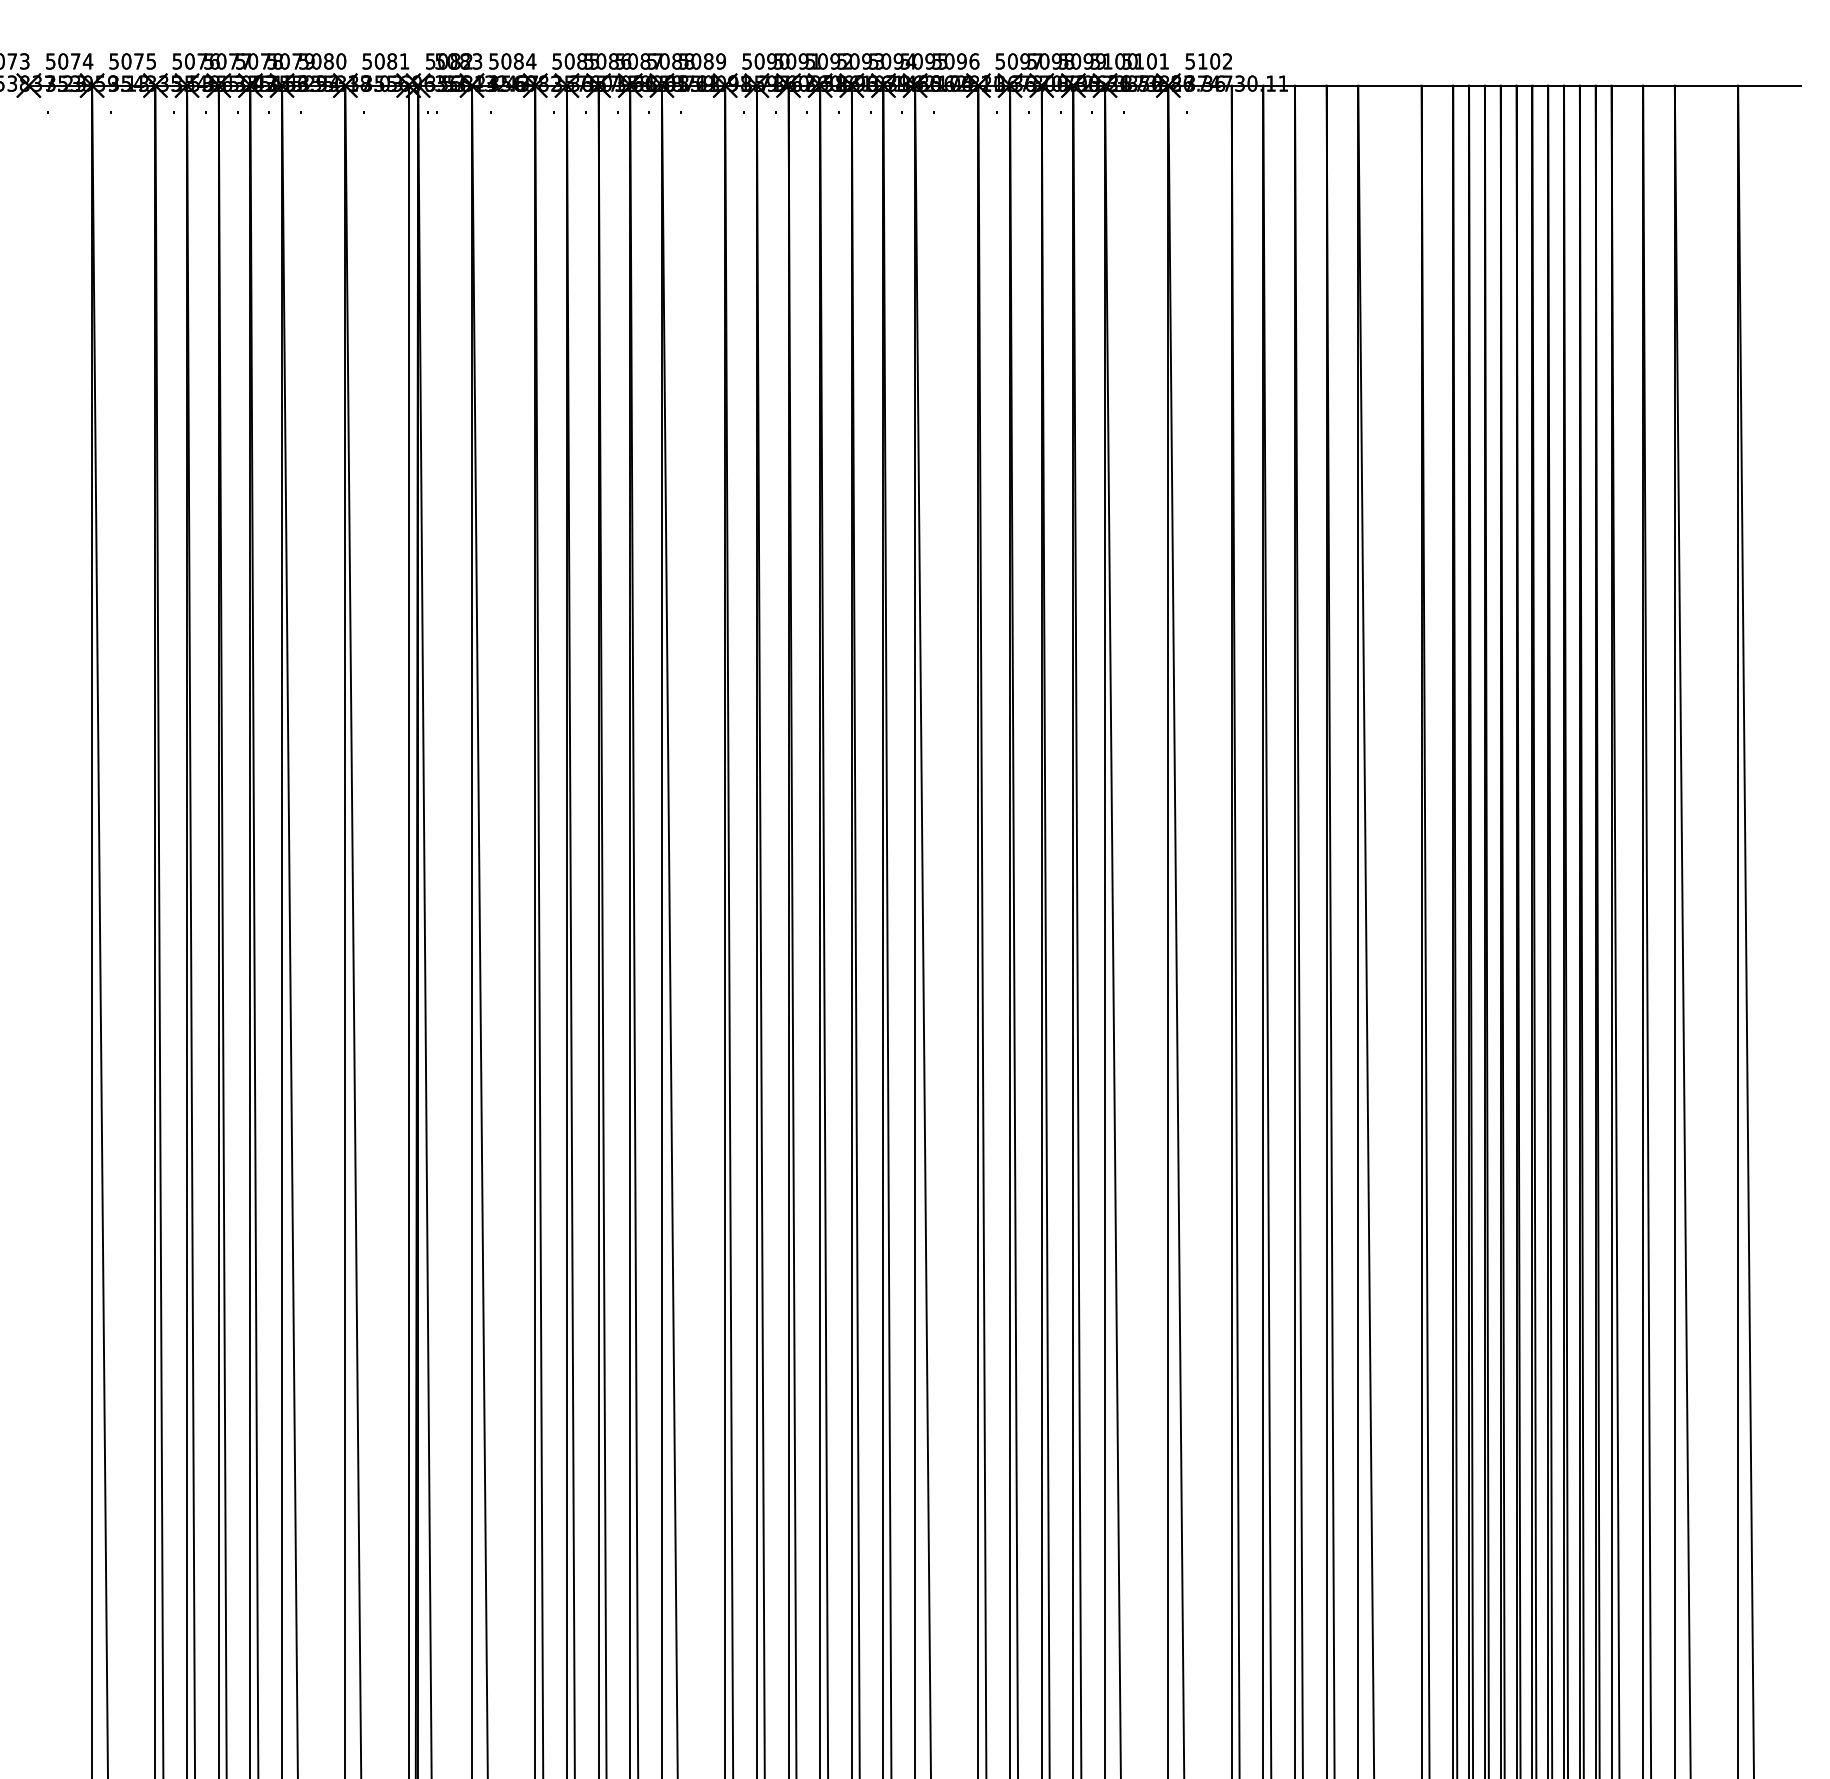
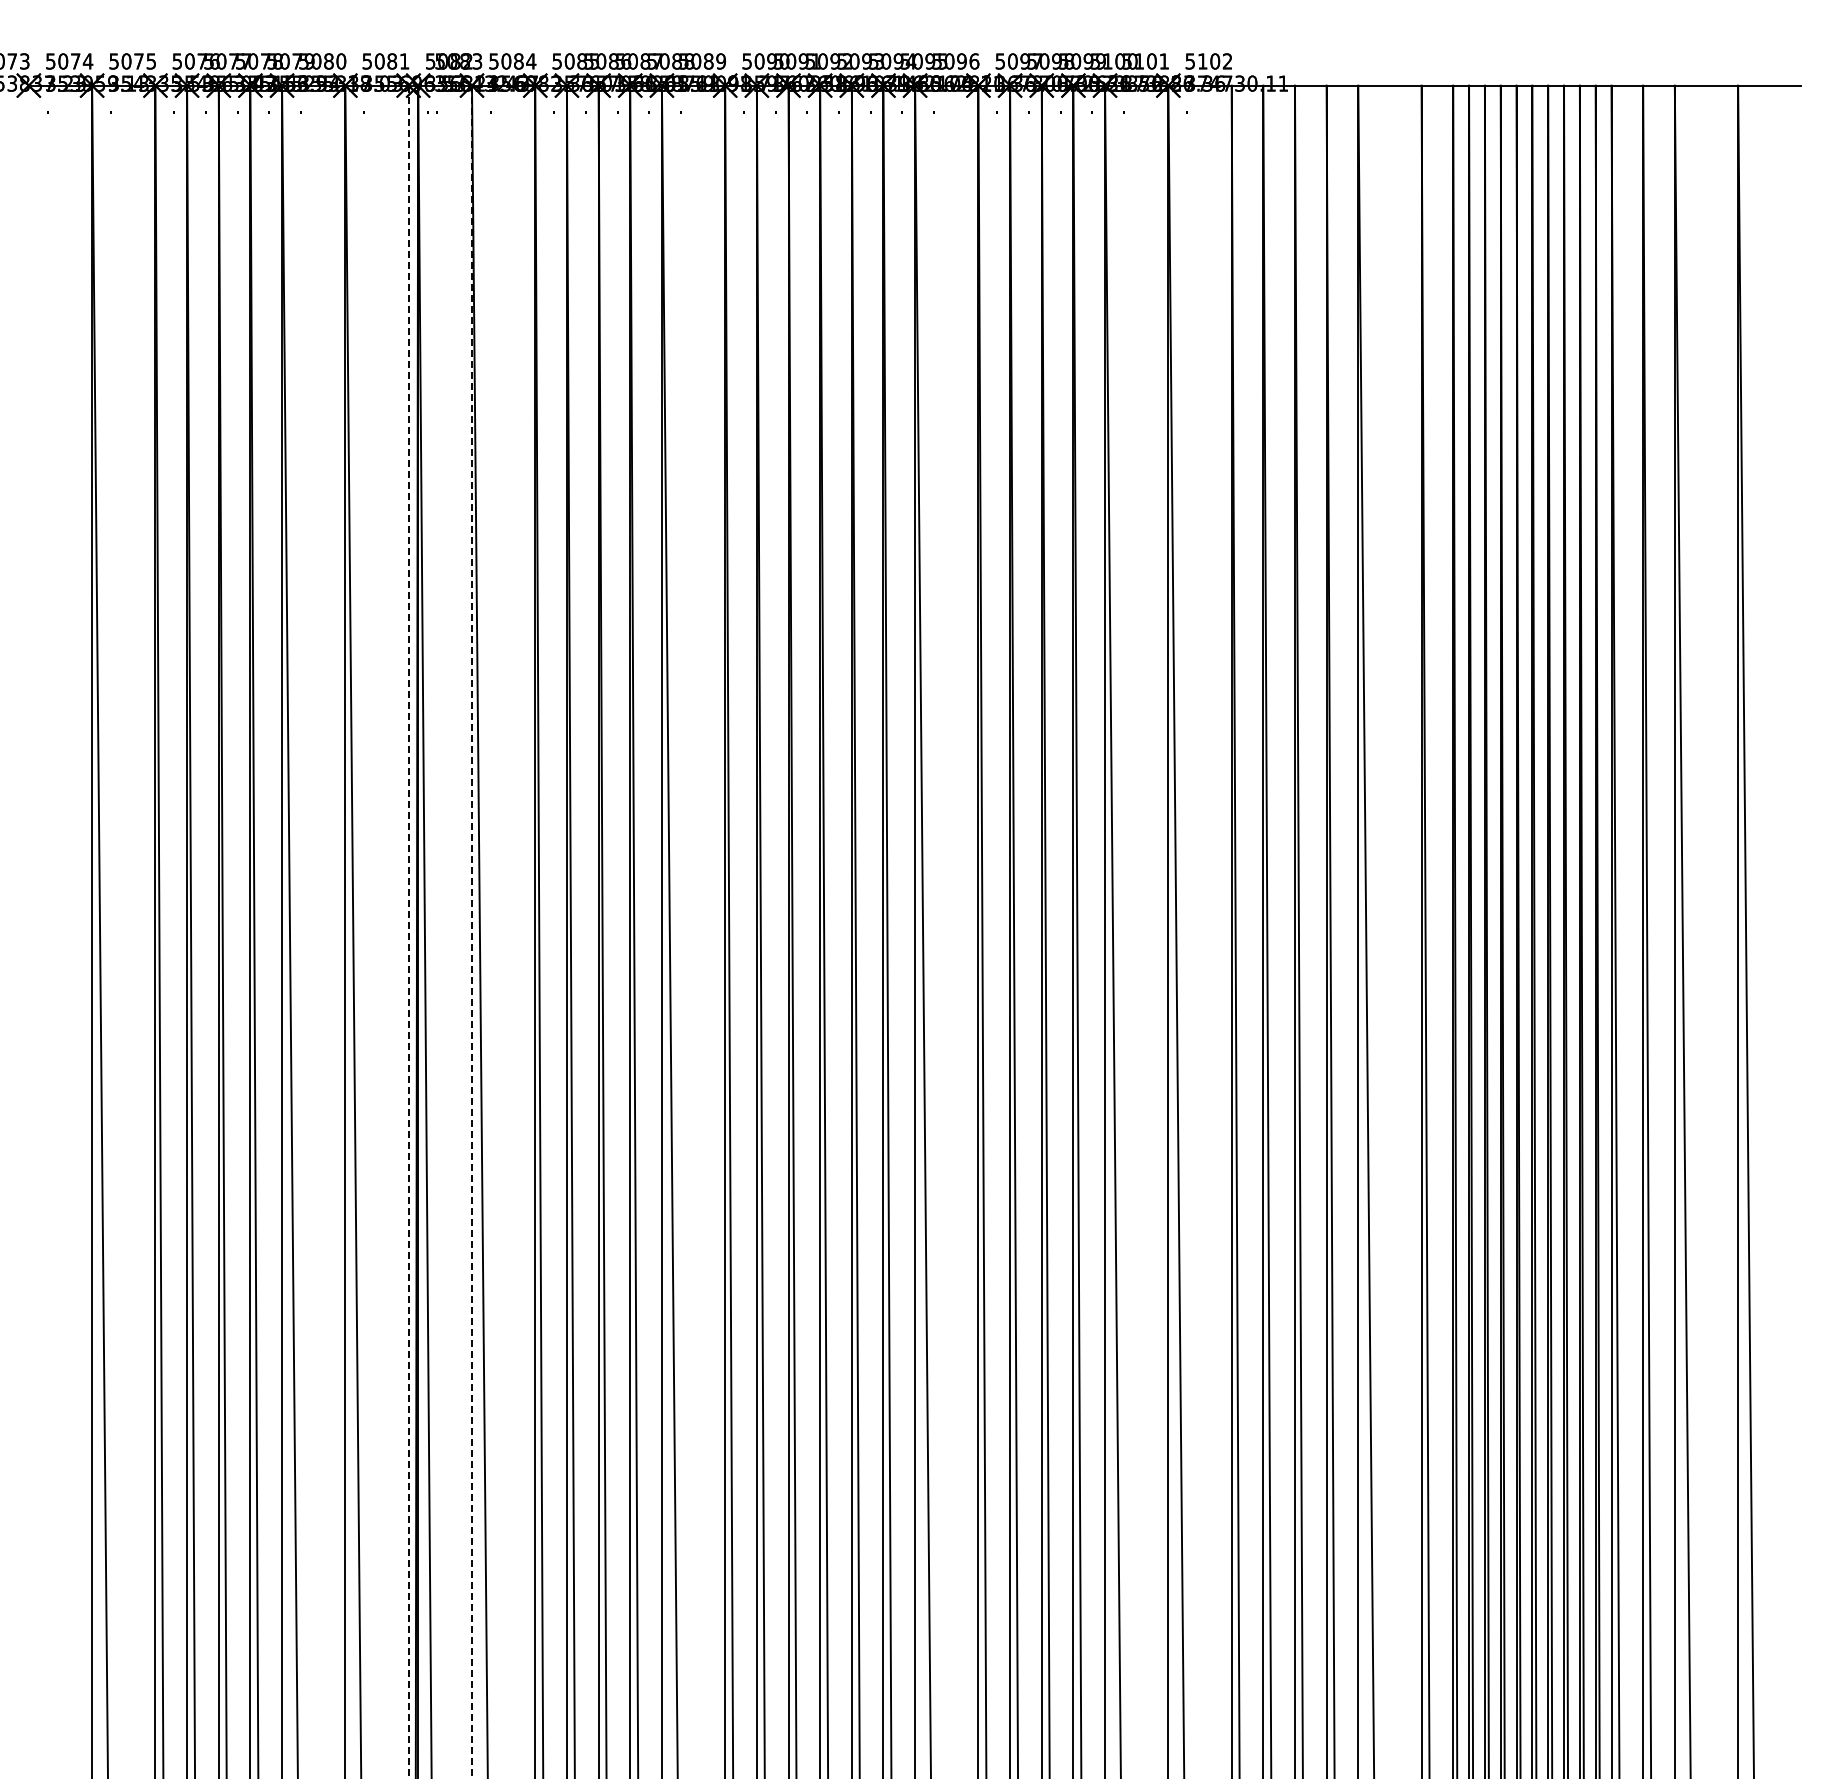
line: solid -> dashed (408, 932)
line: solid -> dashed (471, 932)
